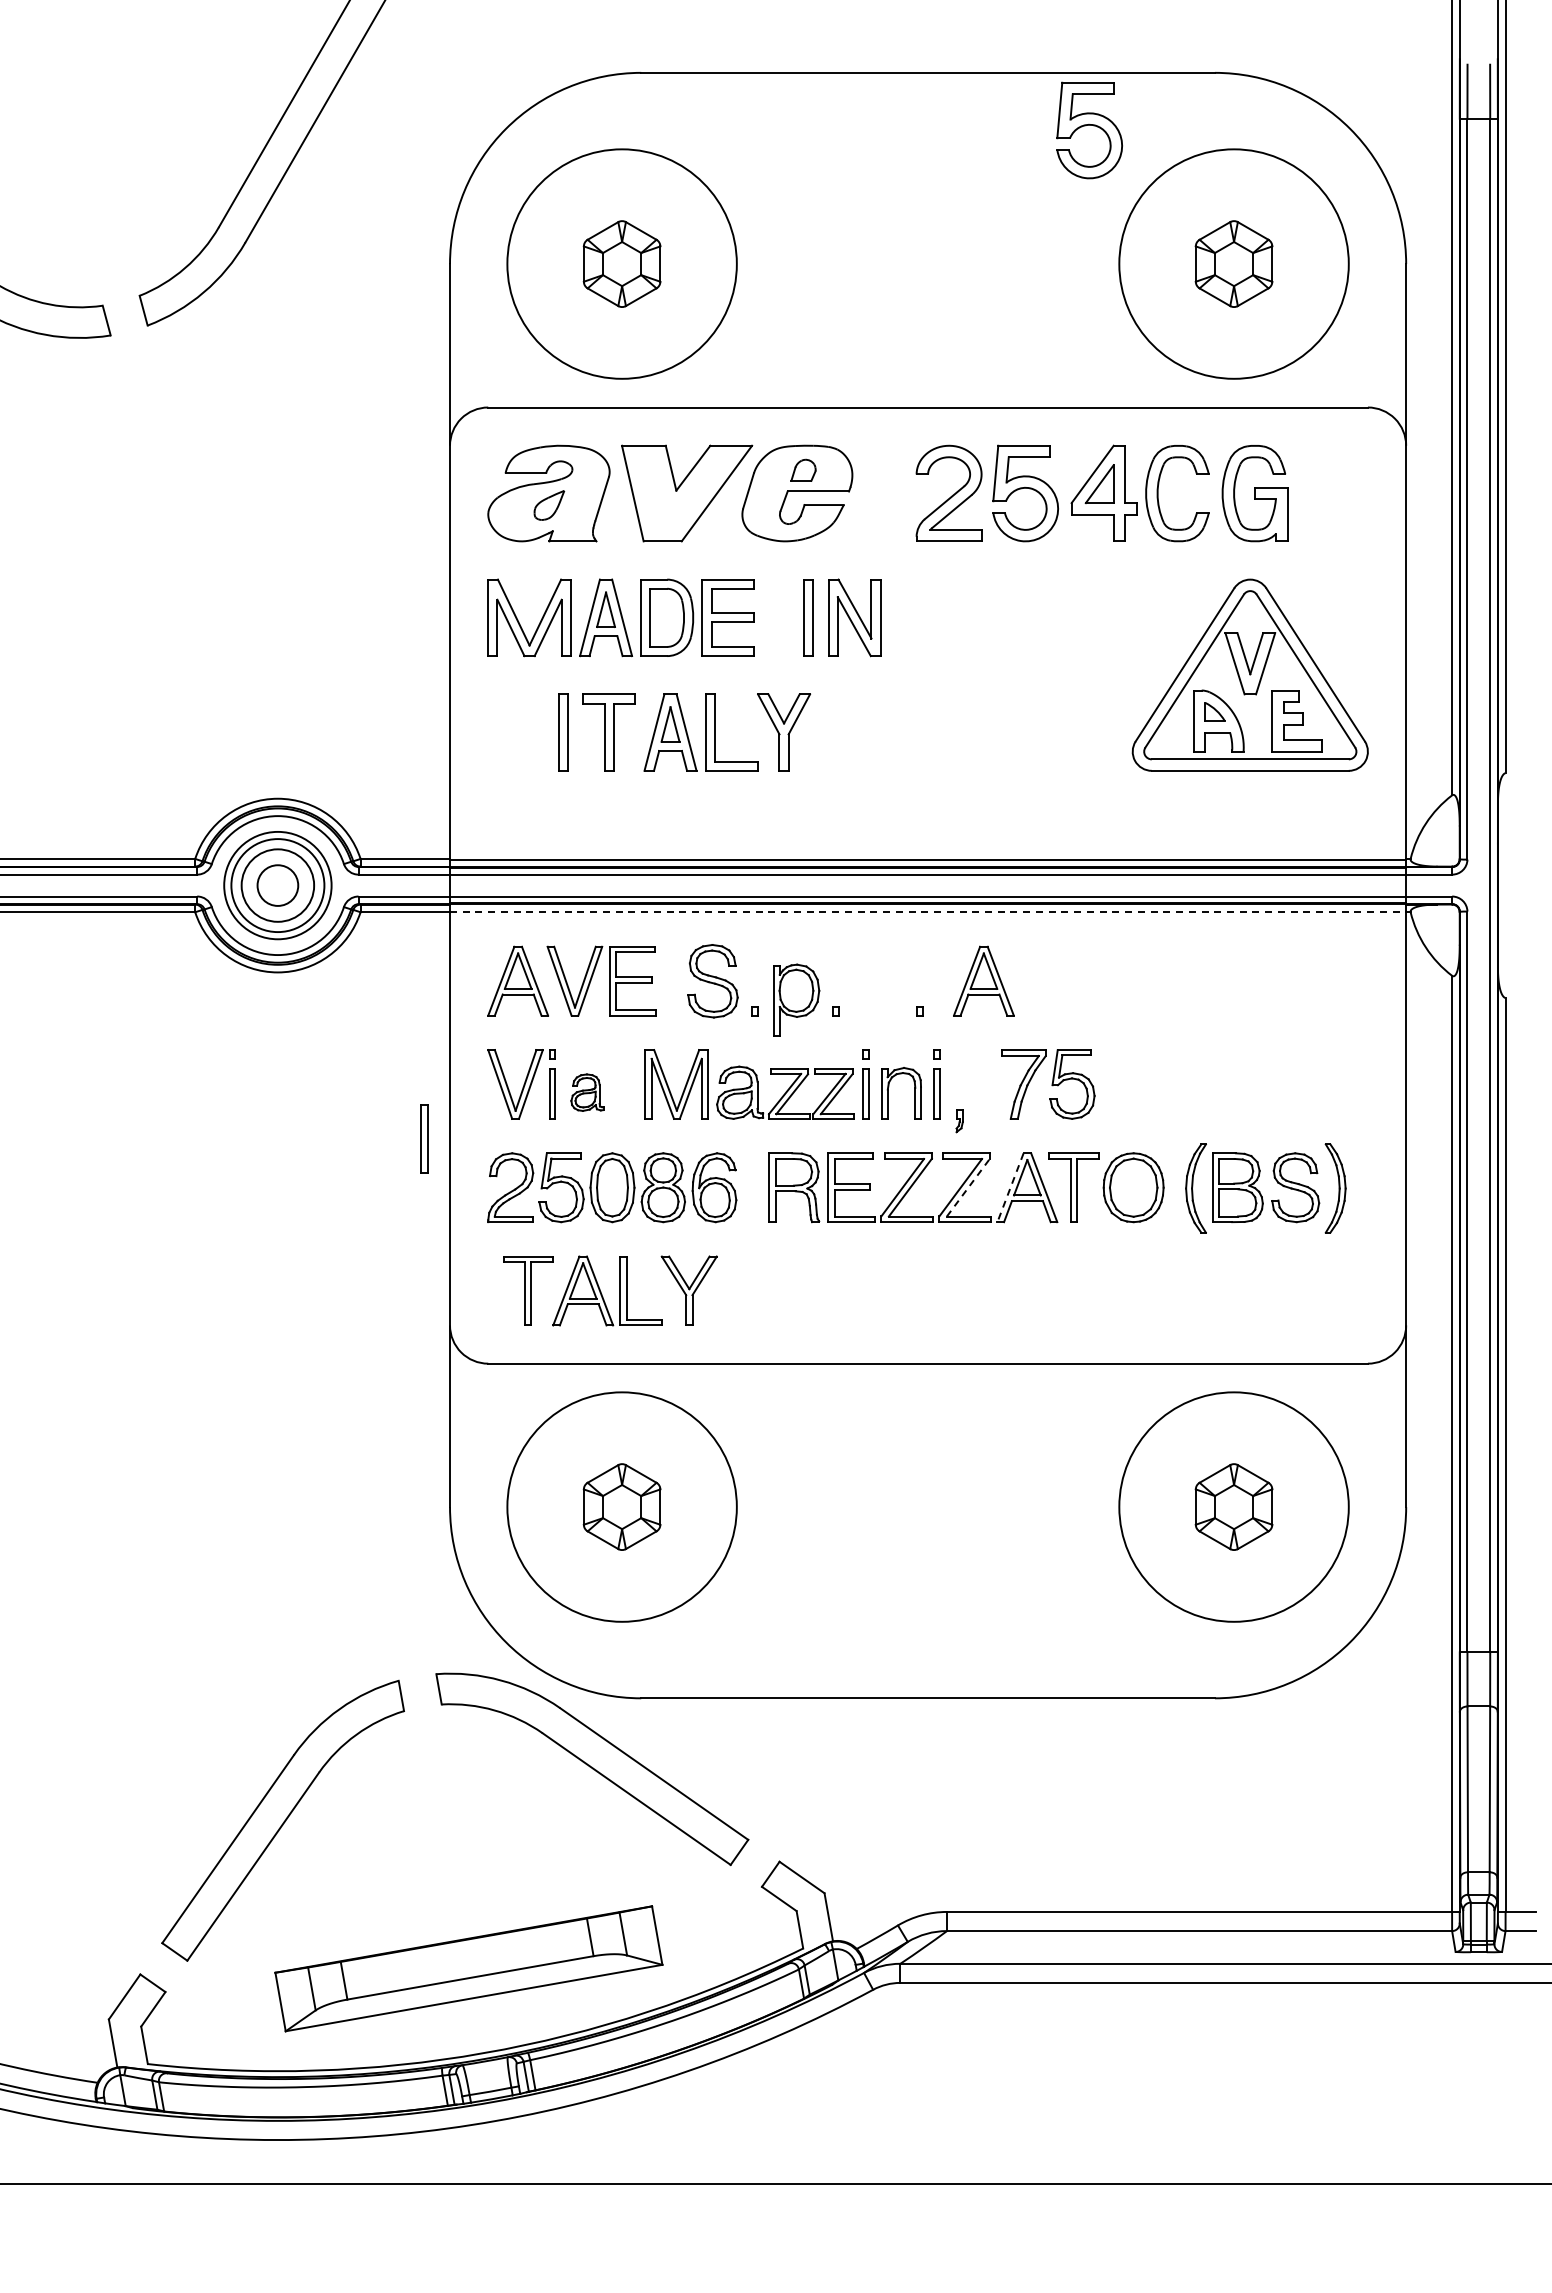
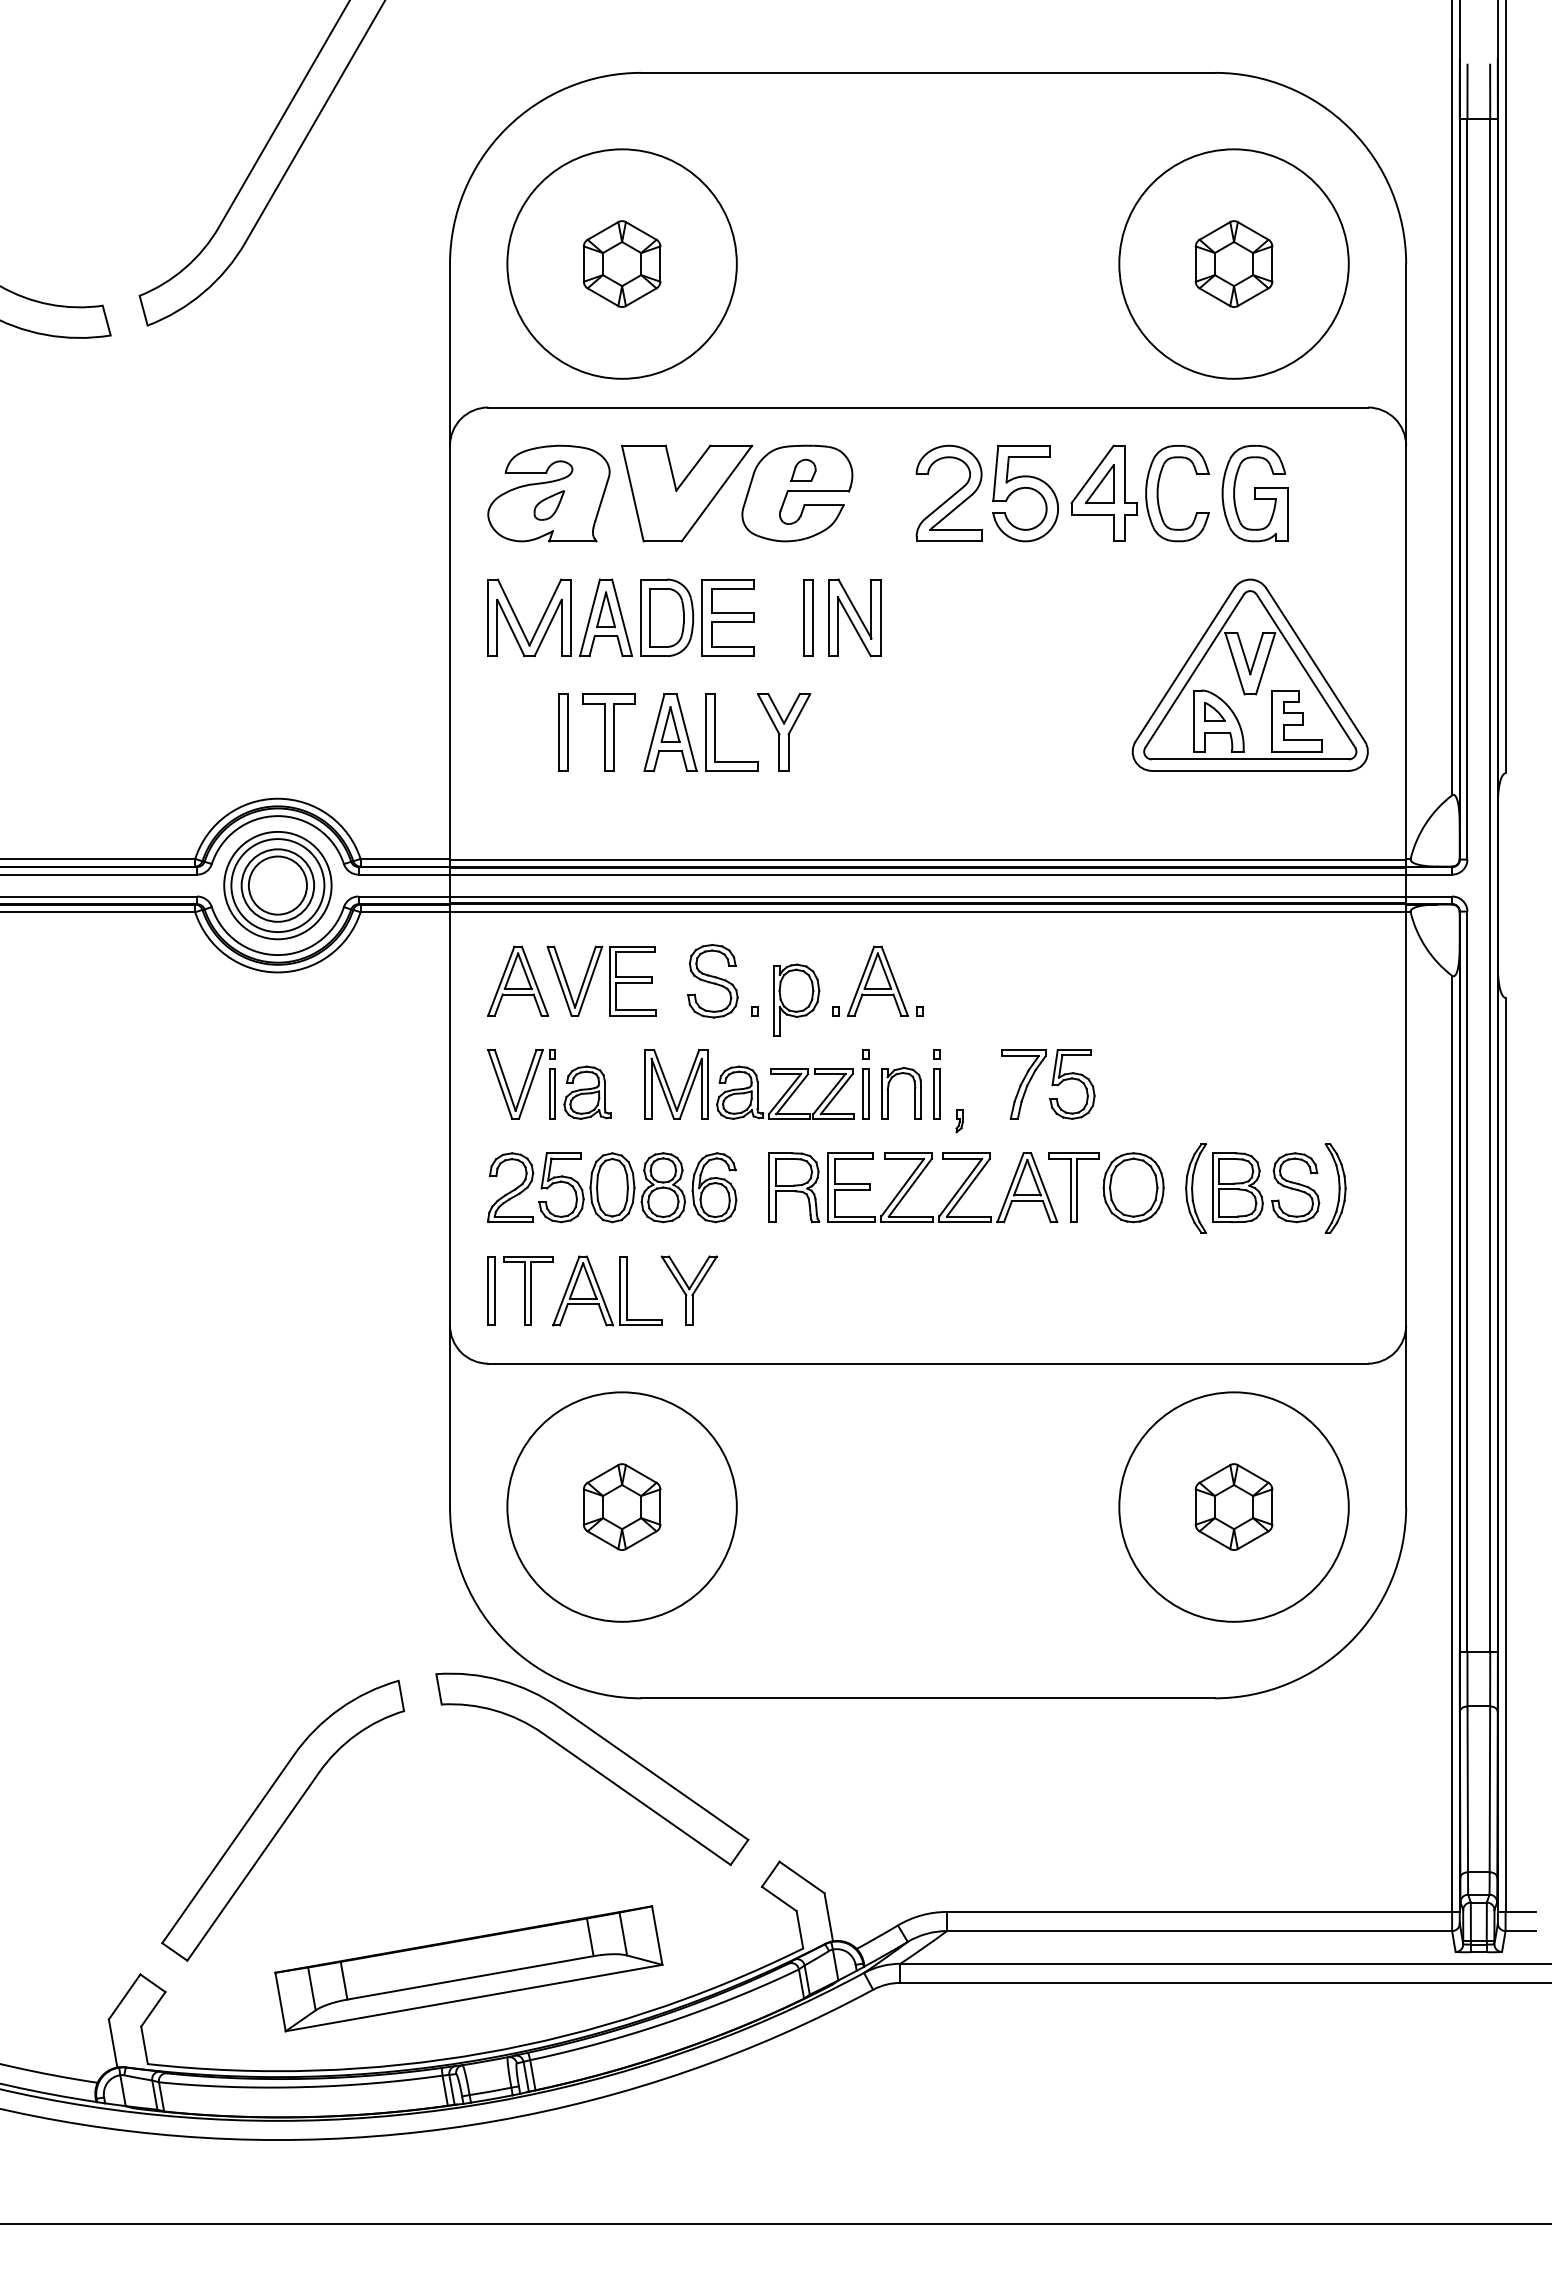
part: present -> none (1089, 130)
circle diameter: 41 px -> 58 px (277, 885)
line: dashed -> solid (928, 911)
part position: (983, 980) -> (877, 980) (877, 980)
part size: 35x39 px -> 49x55 px (587, 1092)
part position: (424, 1138) -> (491, 1290) (491, 1290)
line: dashed -> solid (968, 1187)
line: dashed -> solid (1010, 1187)
line position: (775, 2184) -> (775, 2224) (775, 2224)
